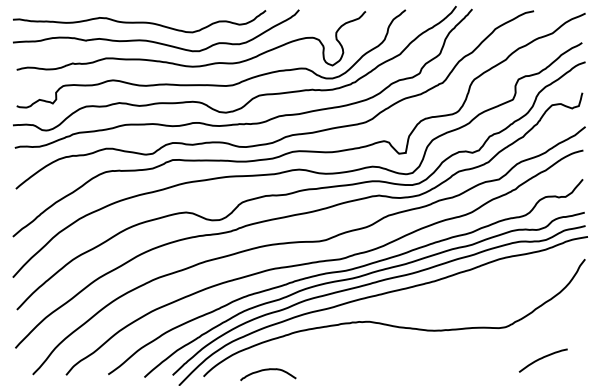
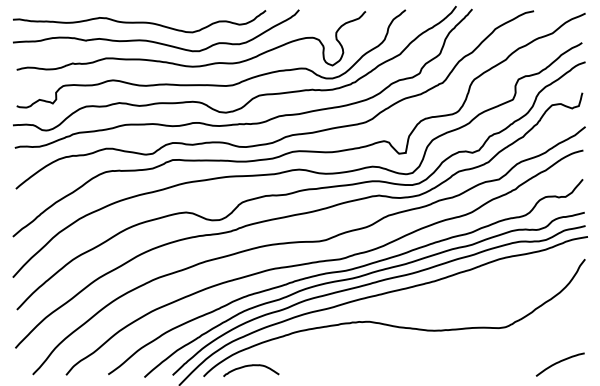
curve position: (541, 359) -> (558, 363) (558, 363)
curve position: (268, 370) -> (251, 366) (251, 366)
